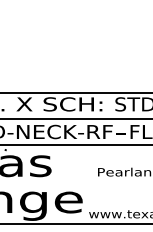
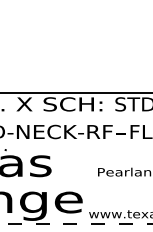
line: present -> none (75, 119)
line: present -> none (75, 145)
line: solid -> dashed (76, 223)
